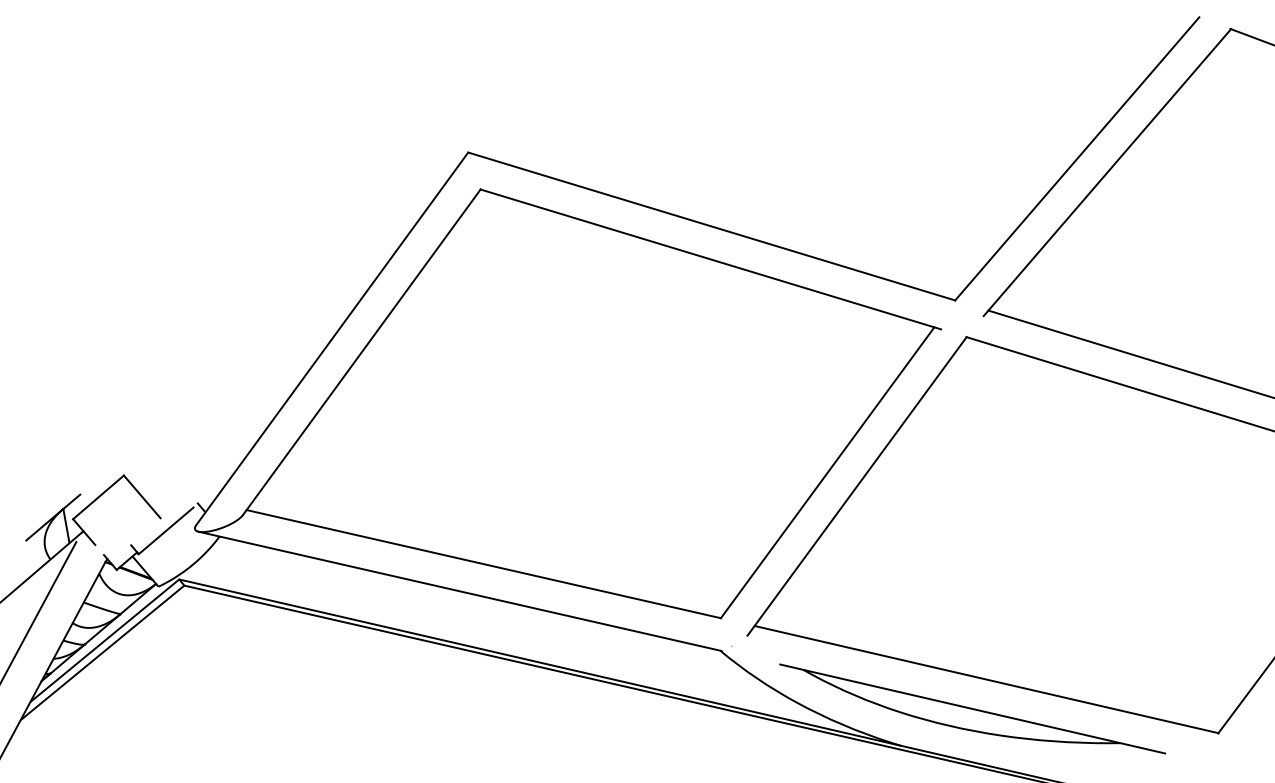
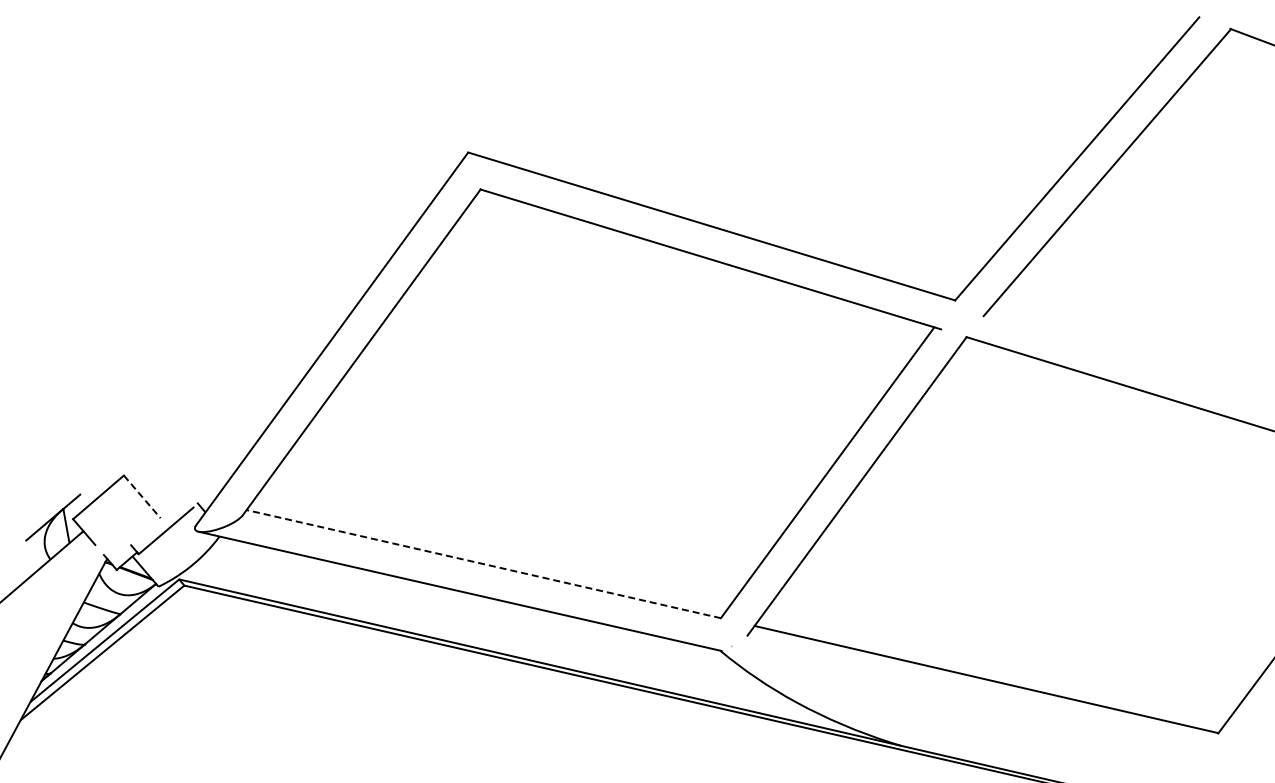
line: present -> none (1129, 353)
line: solid -> dashed (142, 497)
line: solid -> dashed (483, 564)
line: present -> none (39, 611)
part: present -> none (972, 708)
